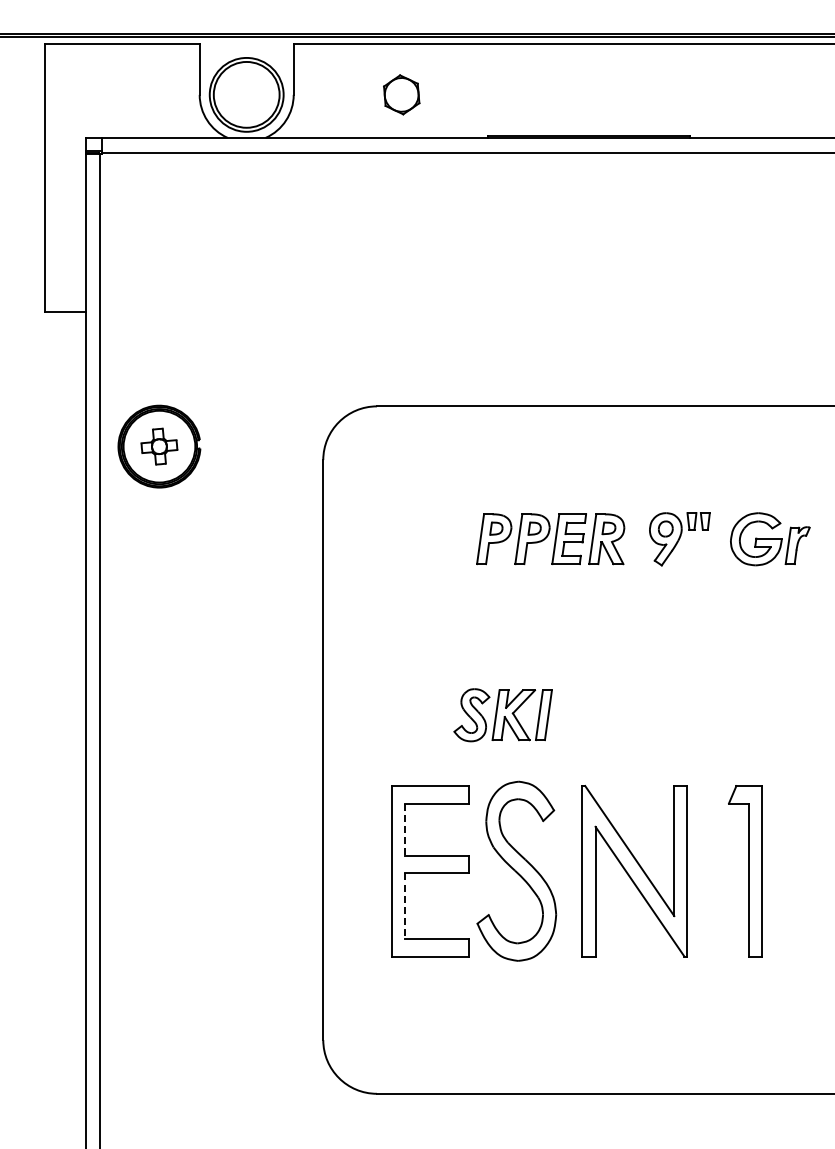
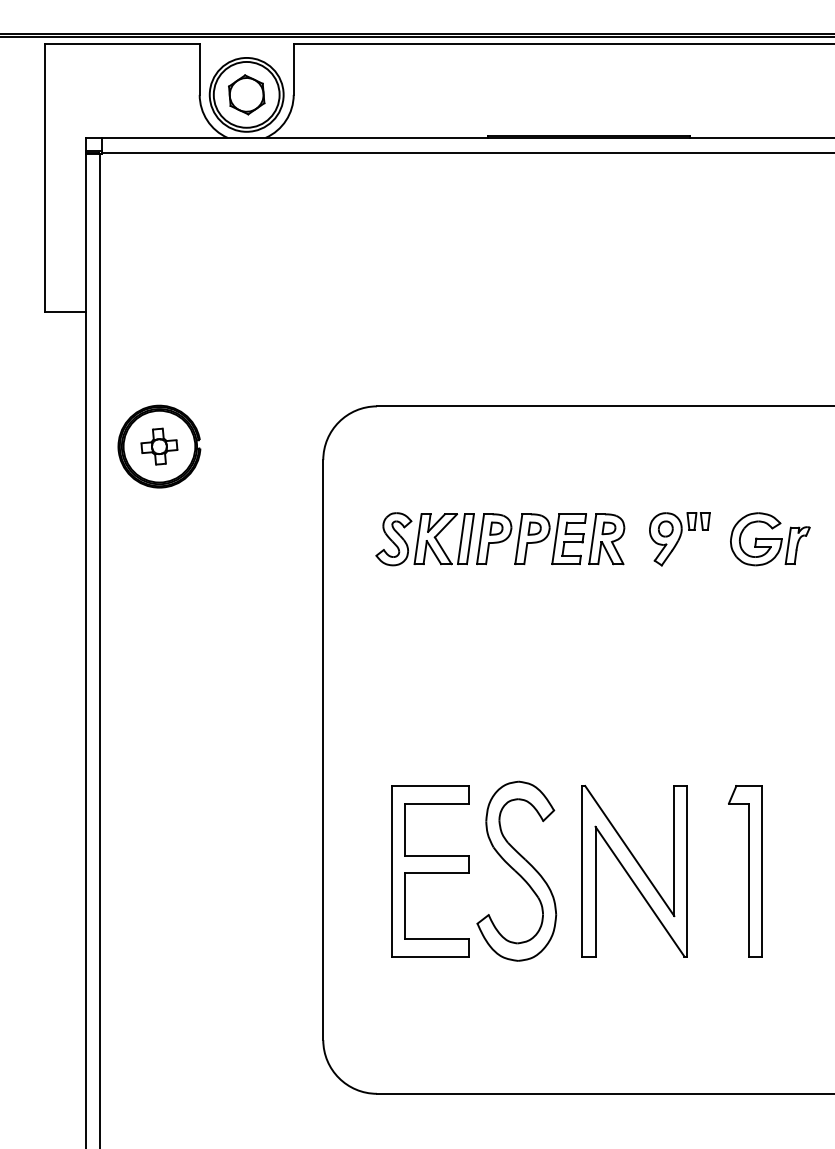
part position: (401, 94) -> (246, 94) (246, 94)
part position: (502, 715) -> (424, 539) (424, 539)
line: dashed -> solid (405, 830)
line: dashed -> solid (405, 906)
